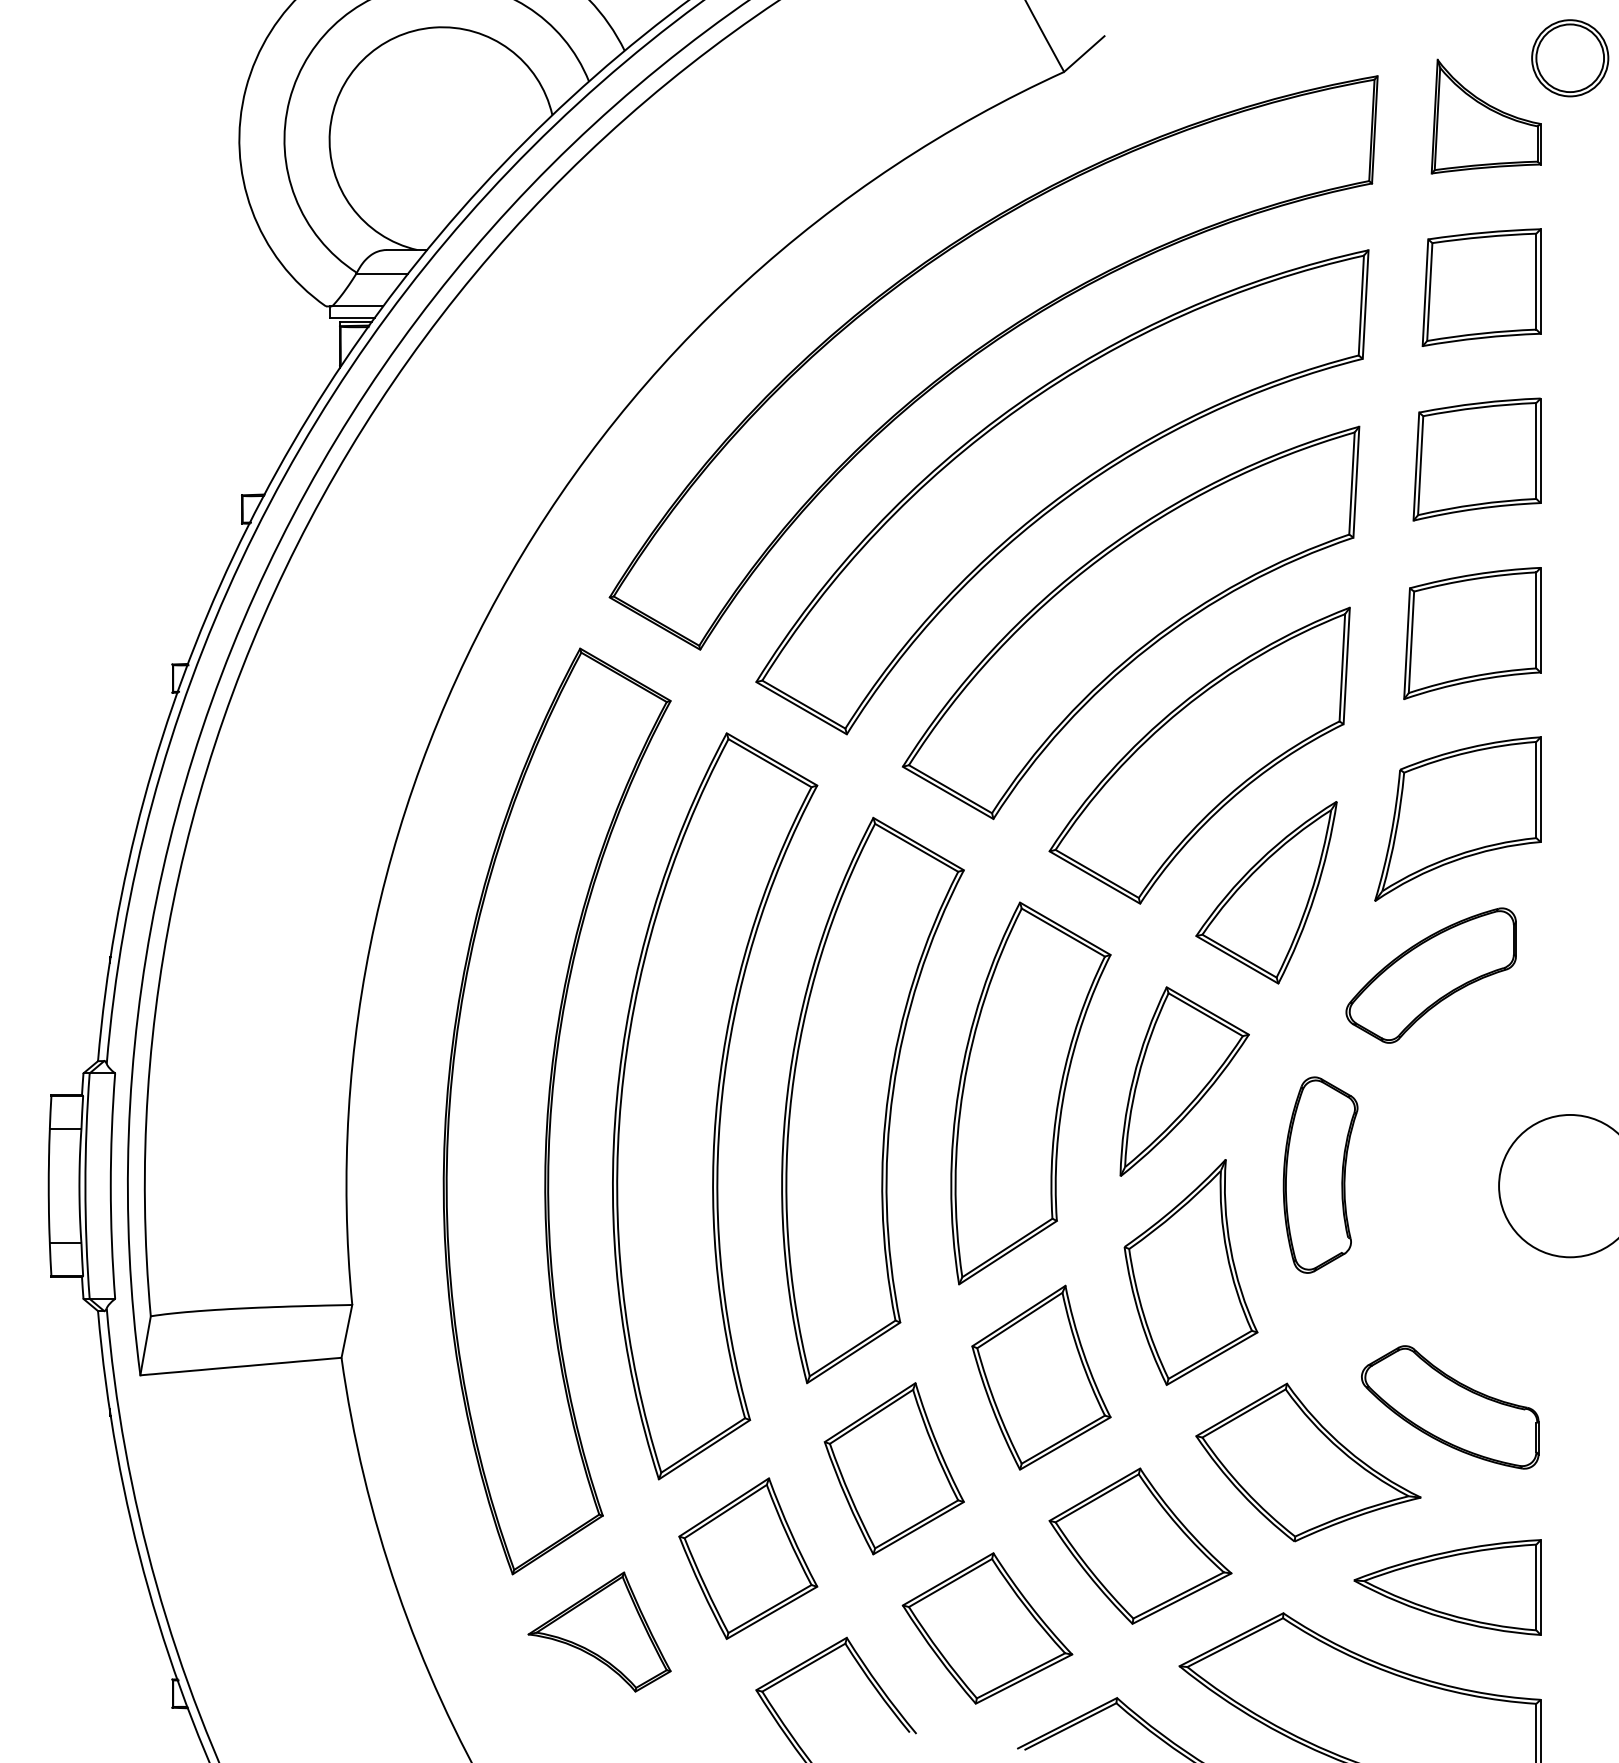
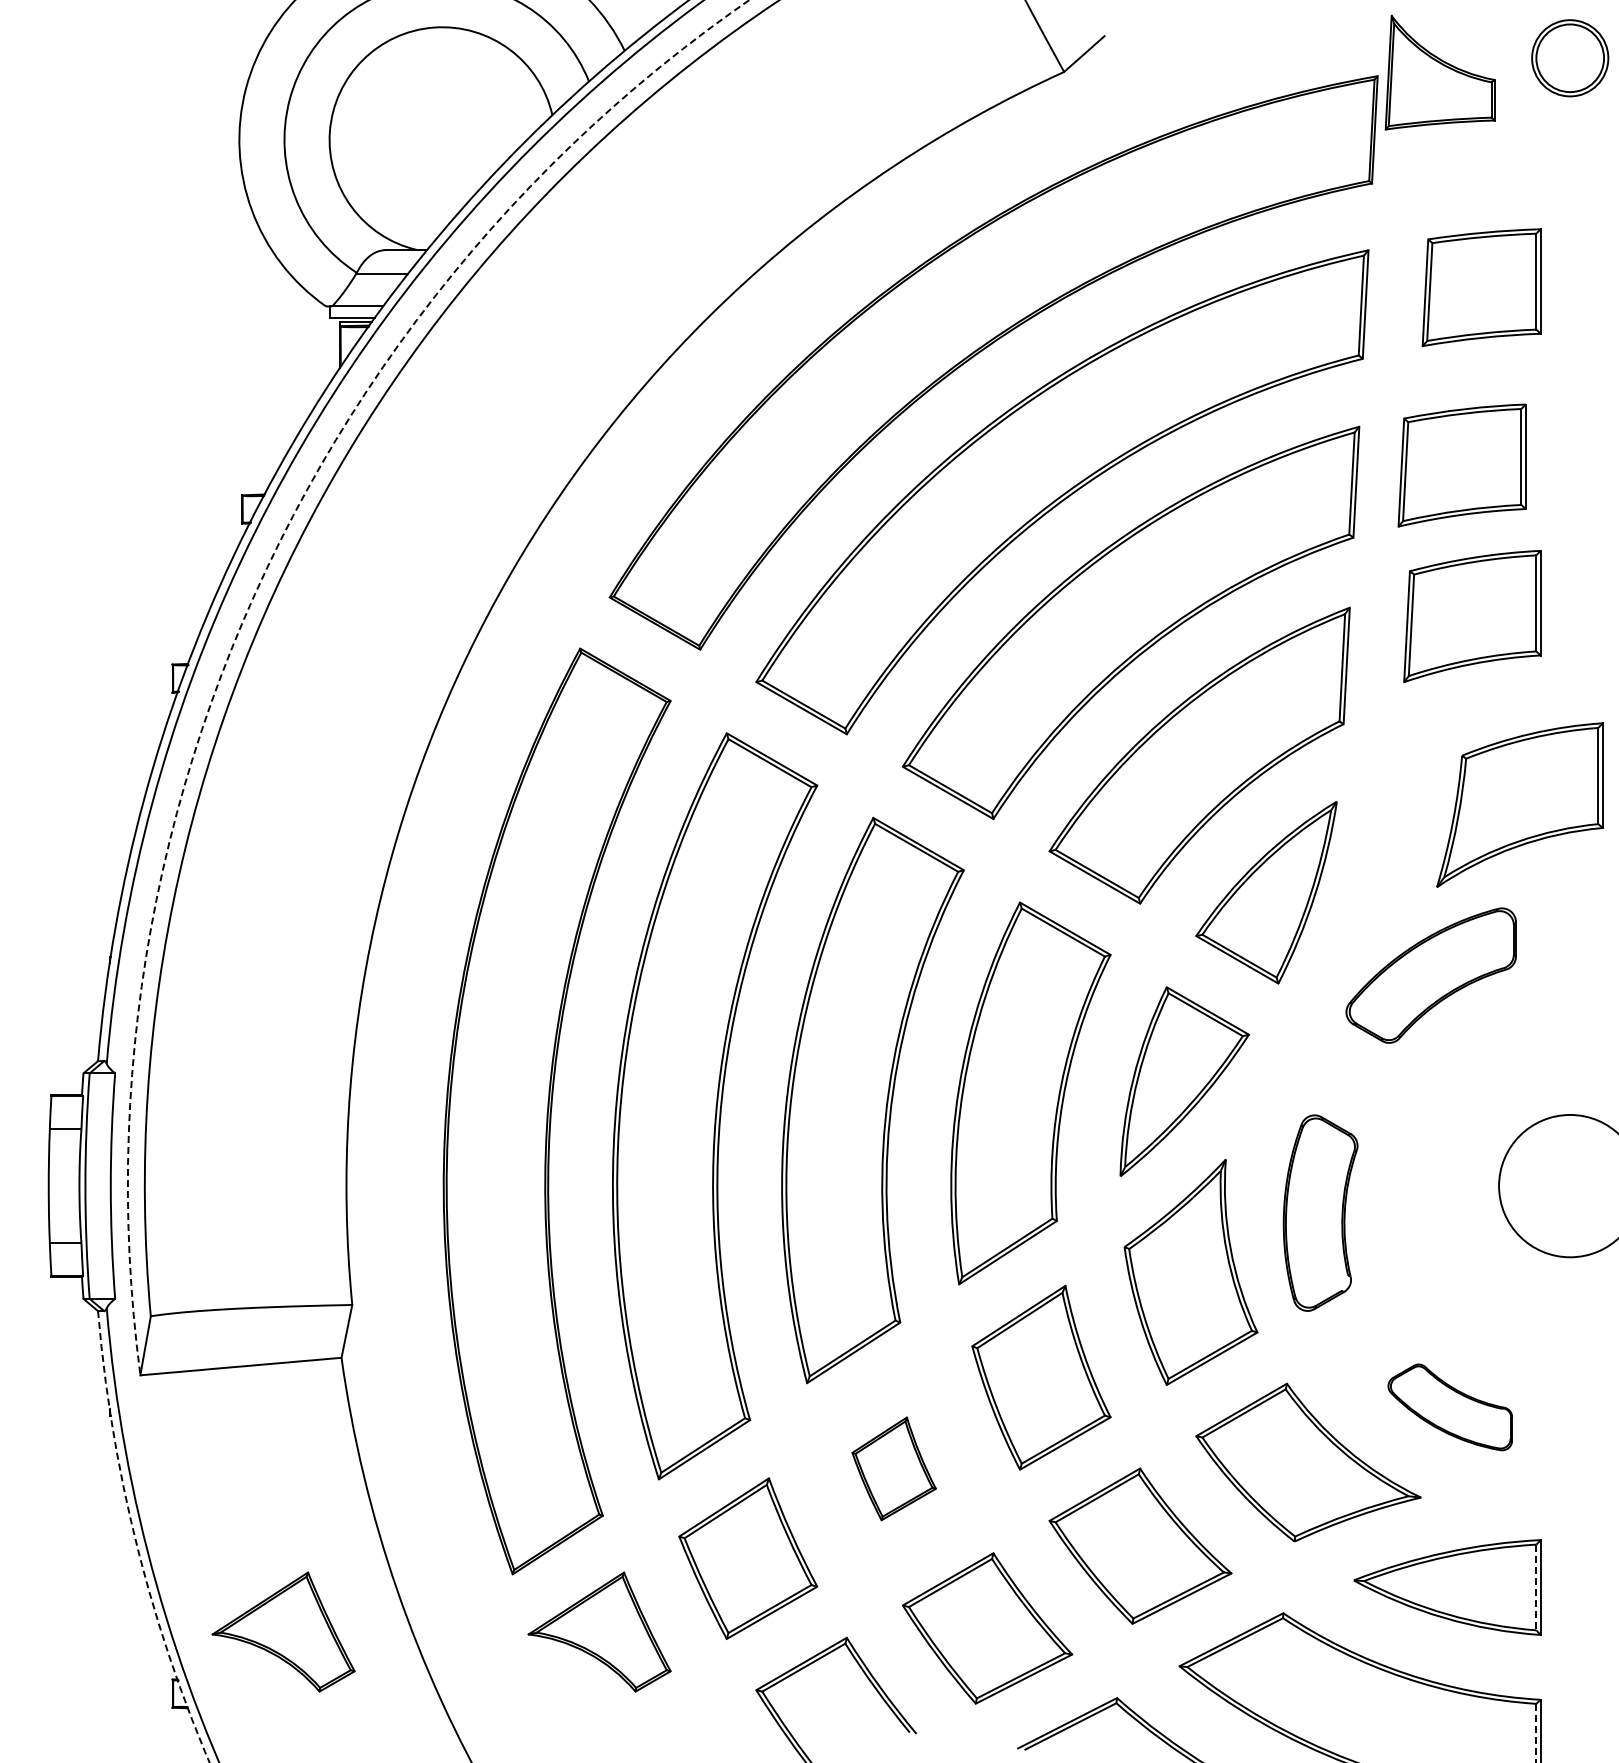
part position: (1485, 116) -> (1439, 72) (1439, 72)
part position: (1476, 459) -> (1461, 465) (1461, 465)
arc: solid -> dashed (252, 599)
part position: (1472, 633) -> (1472, 616) (1472, 616)
part position: (1457, 818) -> (1519, 804) (1519, 804)
part position: (1320, 1174) -> (1320, 1212) (1320, 1212)
part size: 179x125 px -> 126x89 px (1449, 1407)
part size: 142x174 px -> 86x106 px (893, 1468)
arc: solid -> dashed (136, 1541)
line: solid -> dashed (1536, 1587)
part: none -> present (283, 1631)
line: solid -> dashed (1536, 1733)
